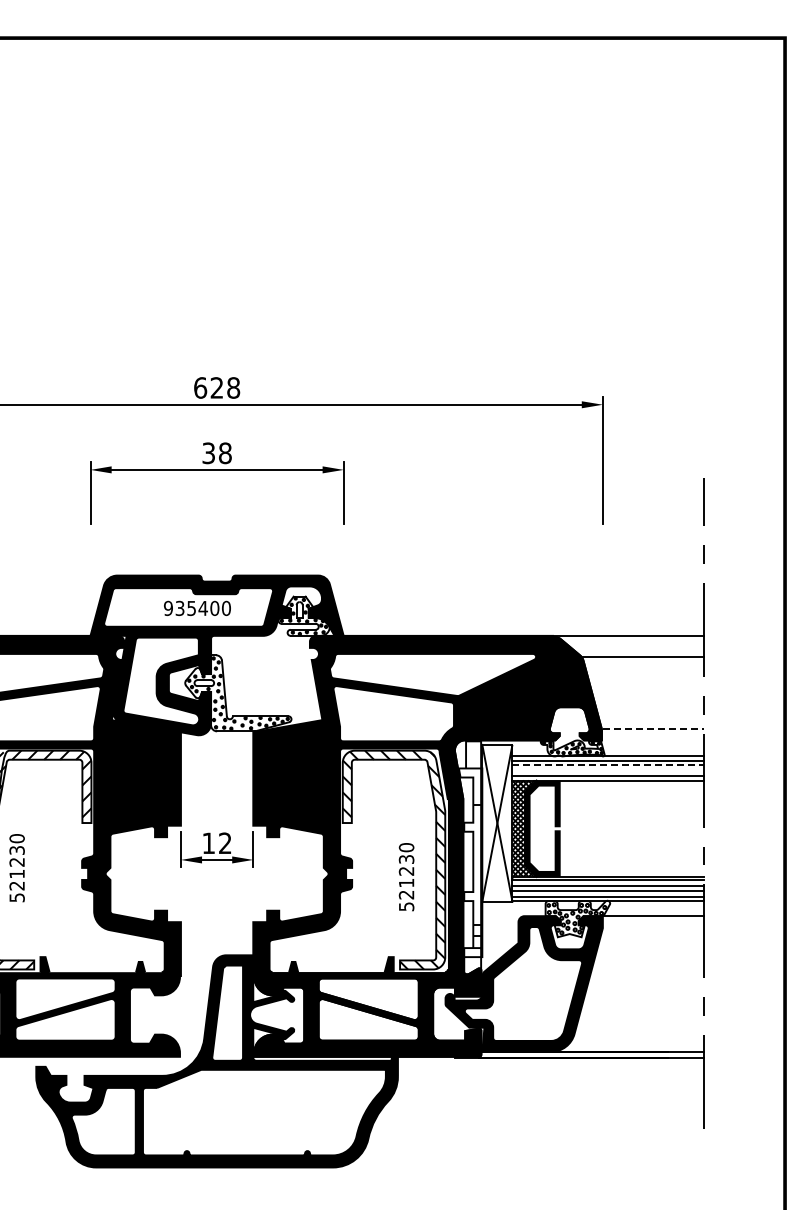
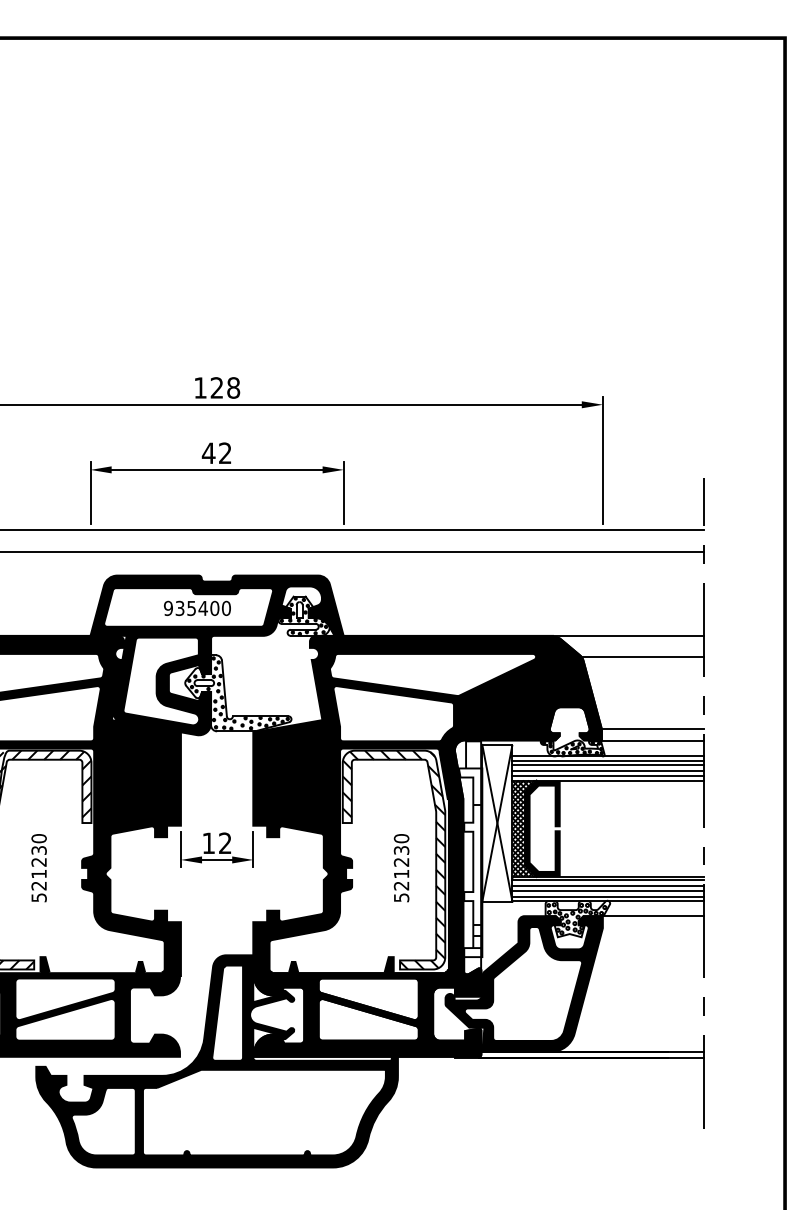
text: 628 -> 128 (200, 387)
text: 38 -> 42 (216, 453)
line: none -> present (352, 530)
line: none -> present (352, 551)
line: dashed -> solid (653, 729)
line: none -> present (652, 741)
line: dashed -> solid (608, 765)
line: none -> present (607, 771)
text position: (16, 868) -> (38, 868) (38, 868)
text position: (406, 877) -> (401, 868) (401, 868)
